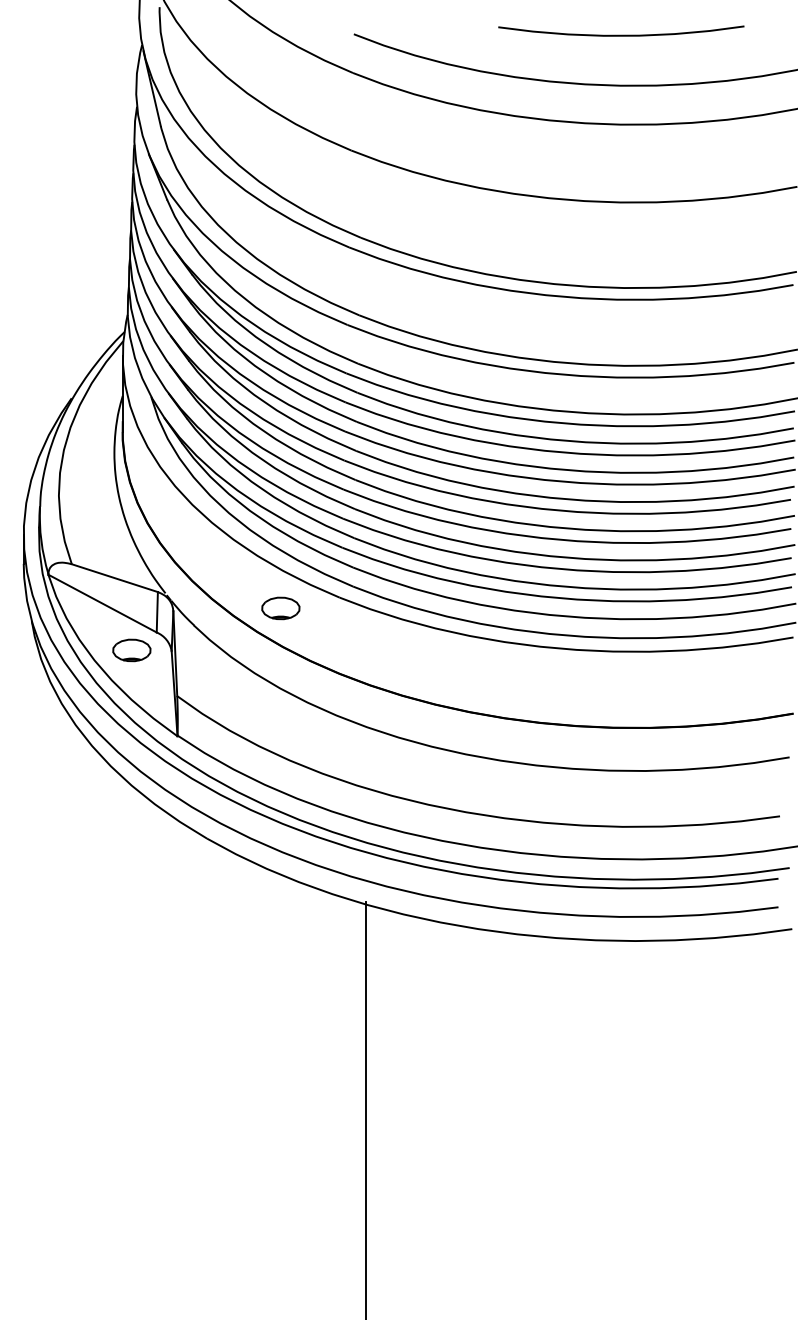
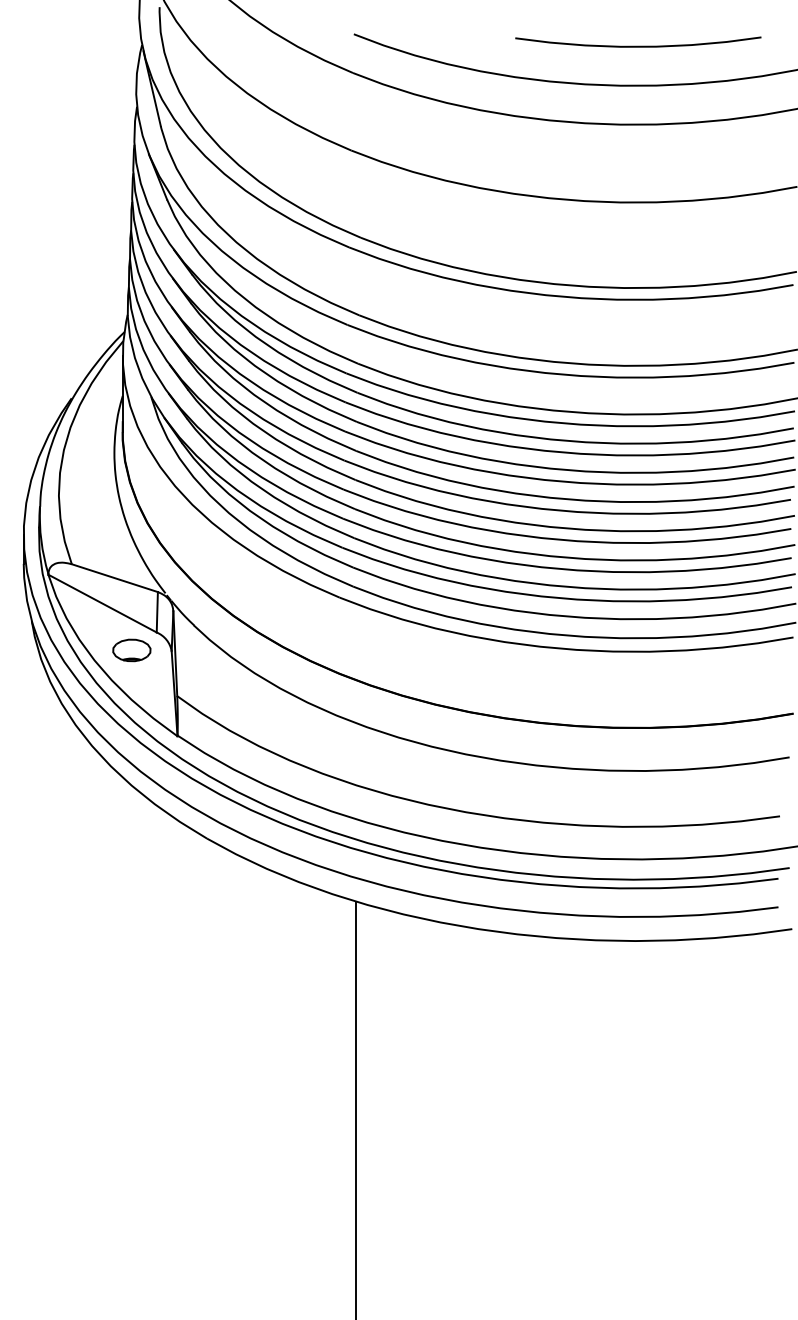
curve position: (621, 34) -> (638, 45) (638, 45)
part: present -> none (280, 608)
line position: (365, 1108) -> (355, 1108) (355, 1108)
